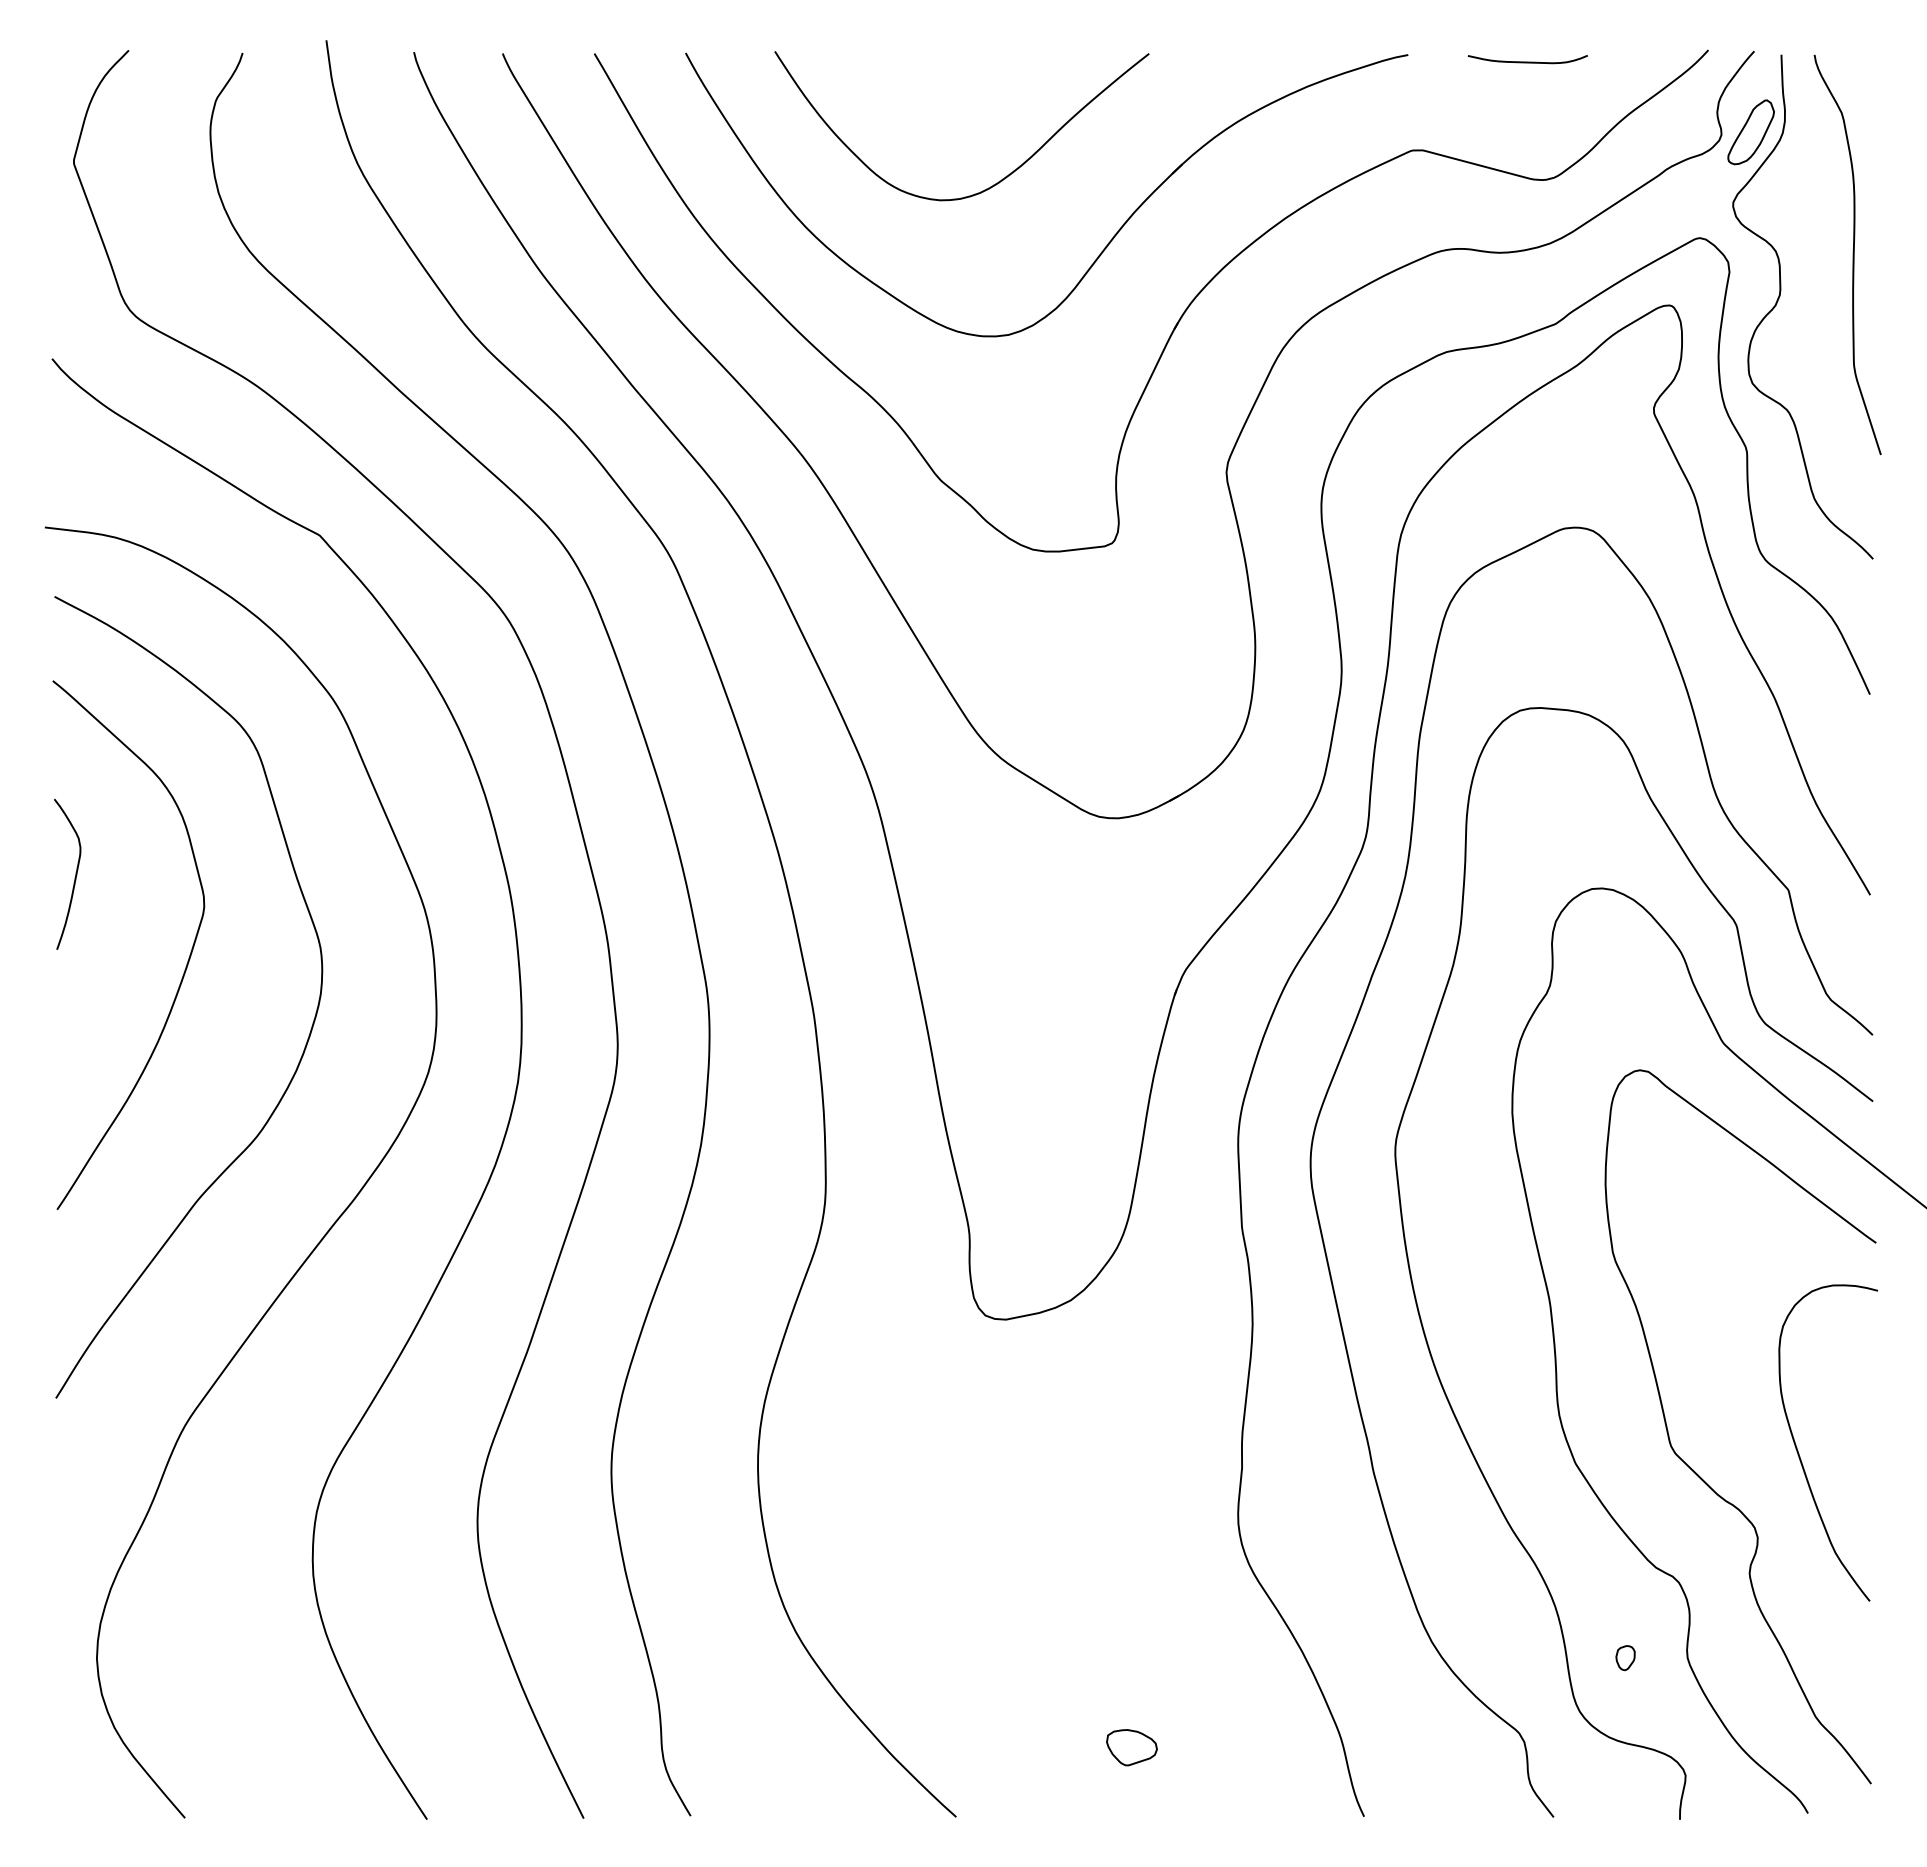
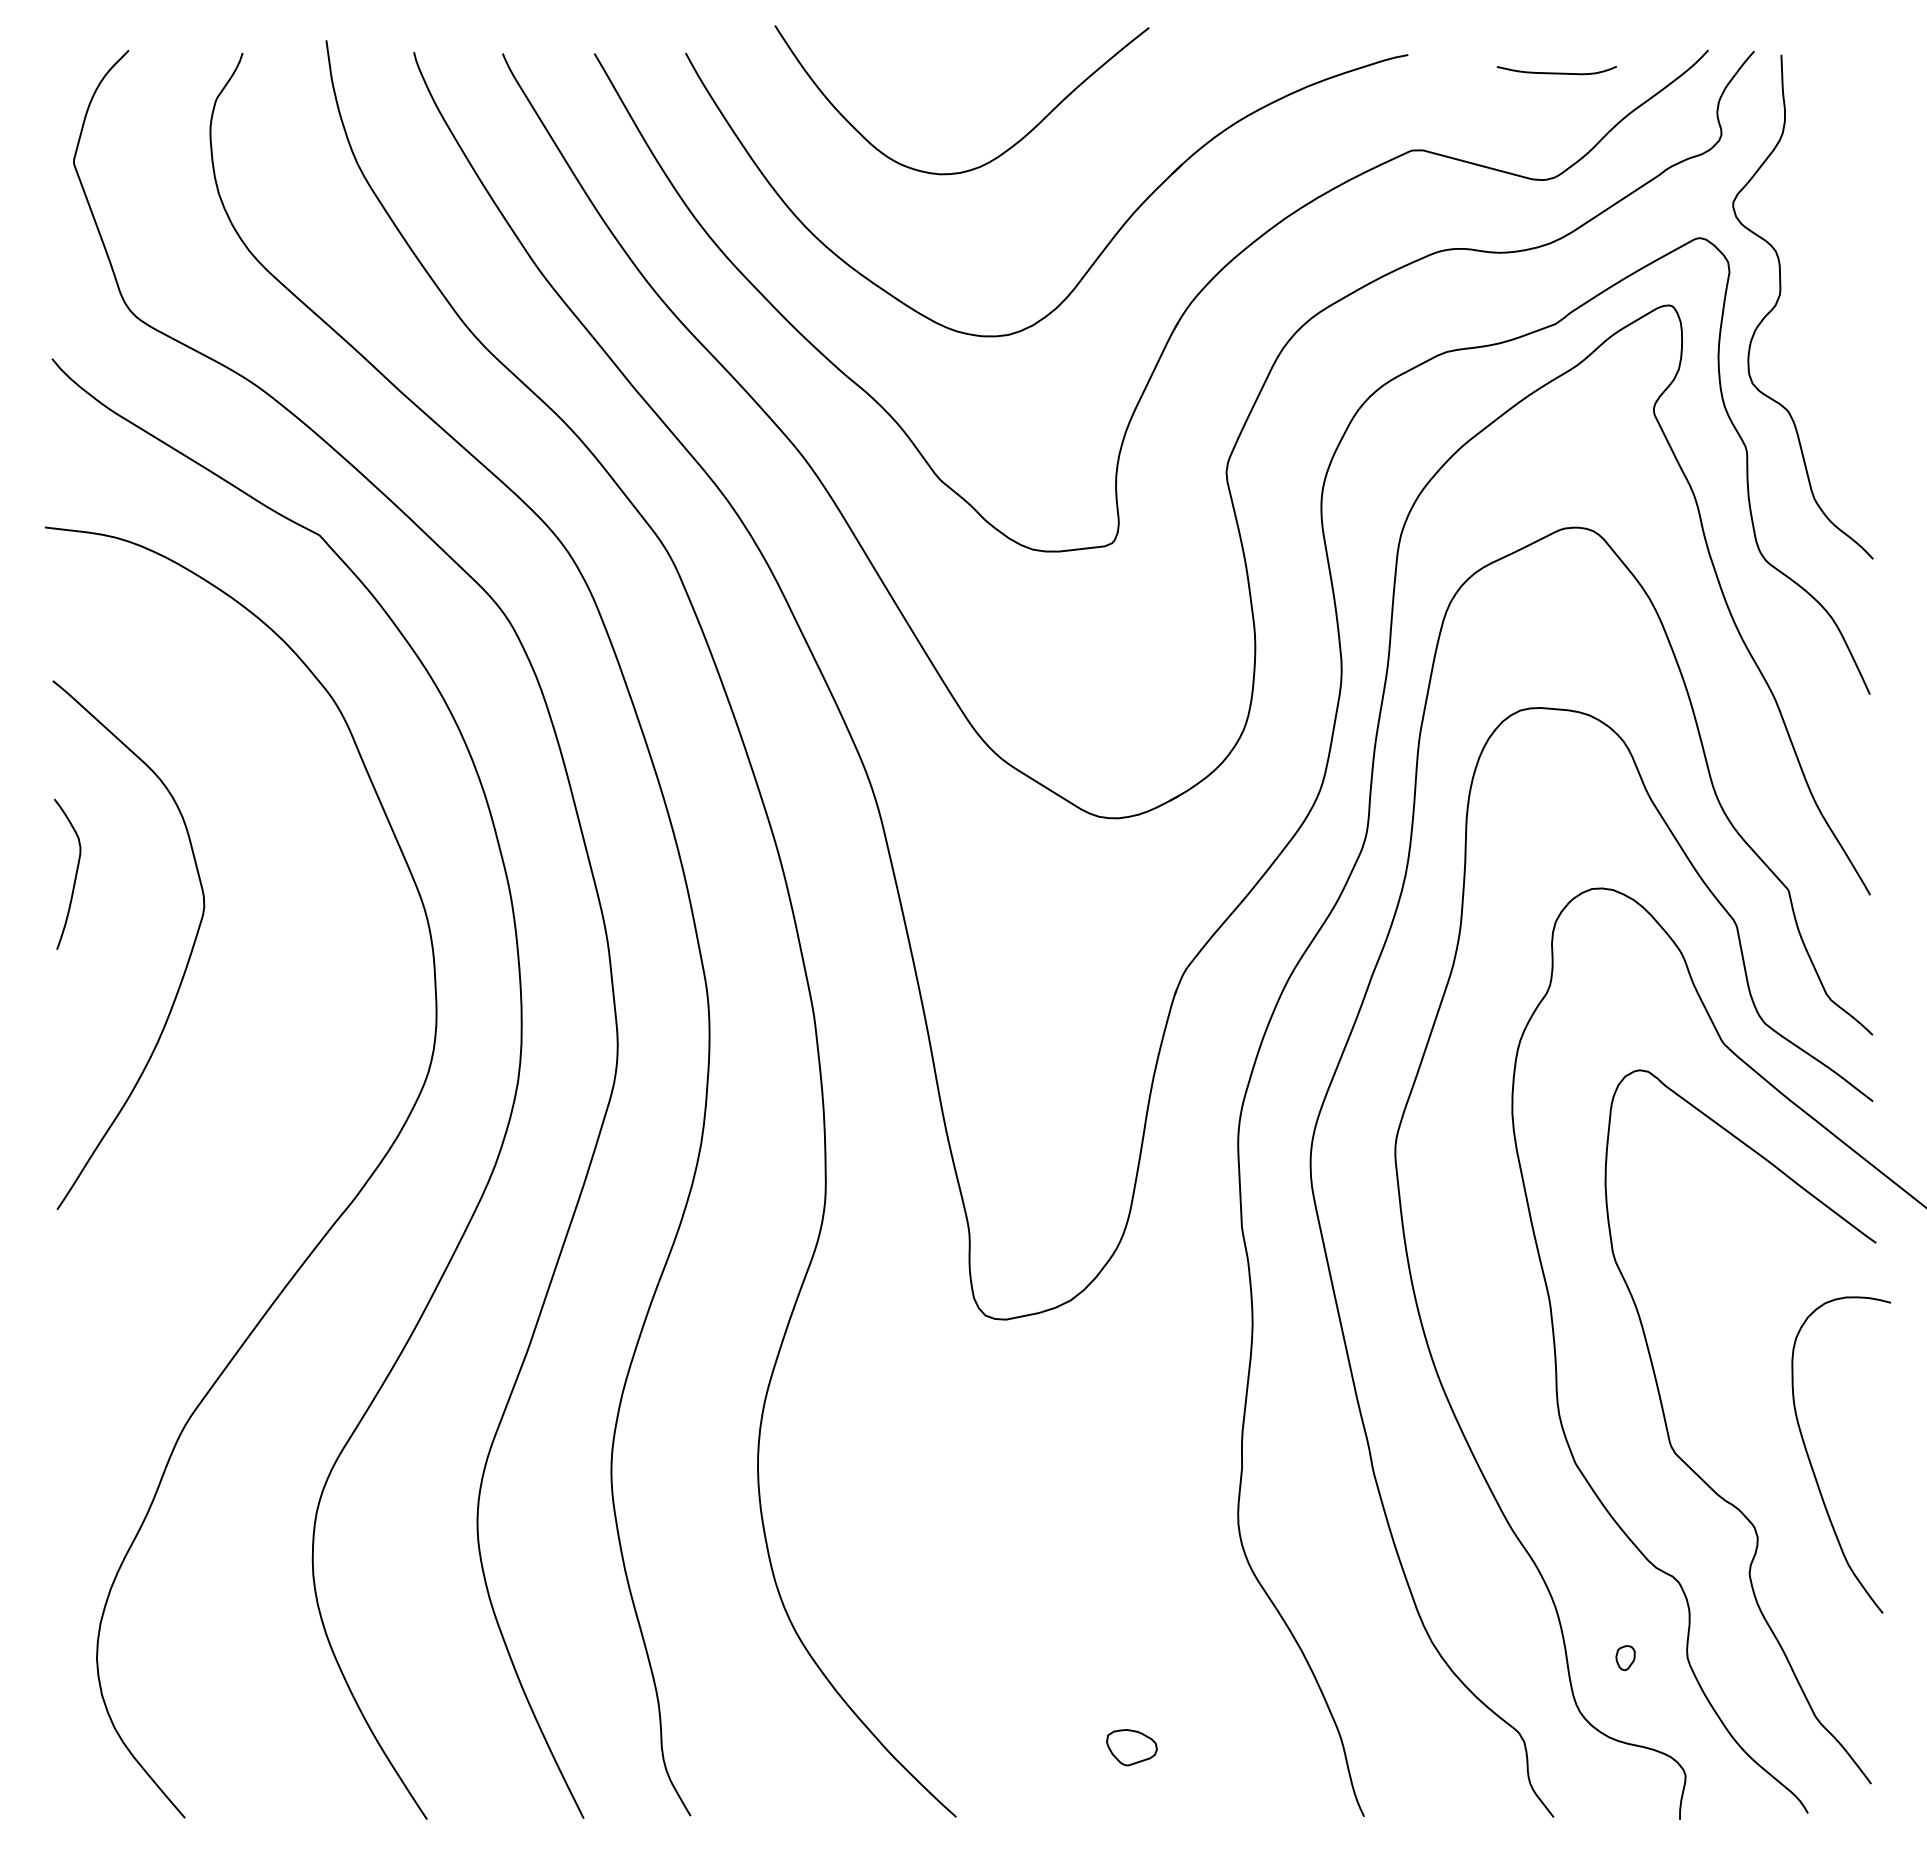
curve position: (1527, 61) -> (1556, 72) (1556, 72)
part: present -> none (1750, 132)
curve position: (1002, 178) -> (1002, 152) (1002, 152)
curve: present -> none (1852, 254)
curve: present -> none (307, 1038)
curve position: (1798, 1450) -> (1811, 1462) (1811, 1462)
